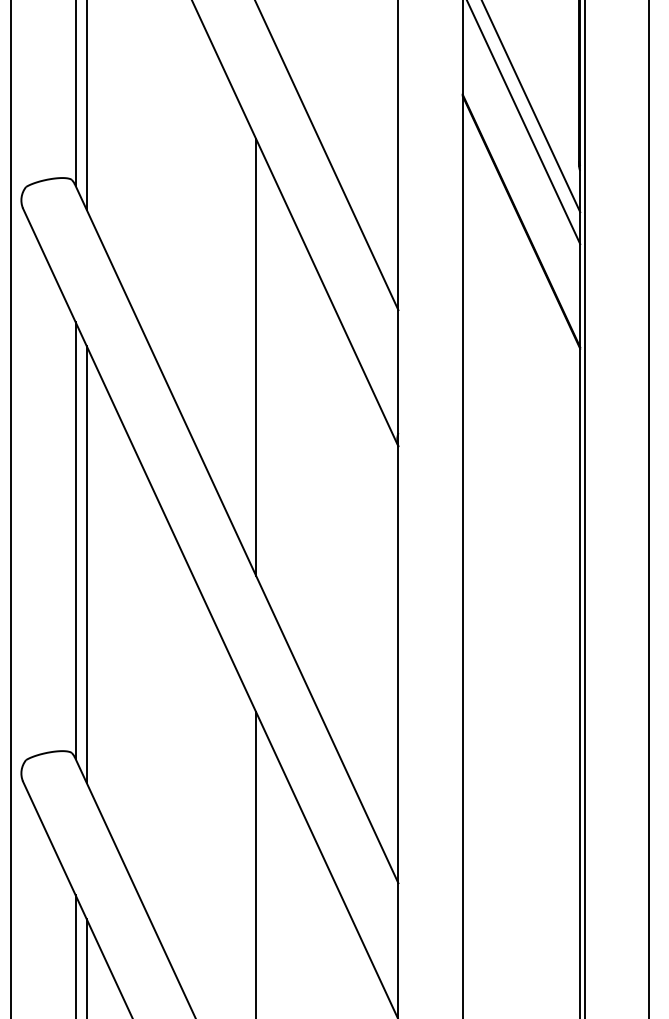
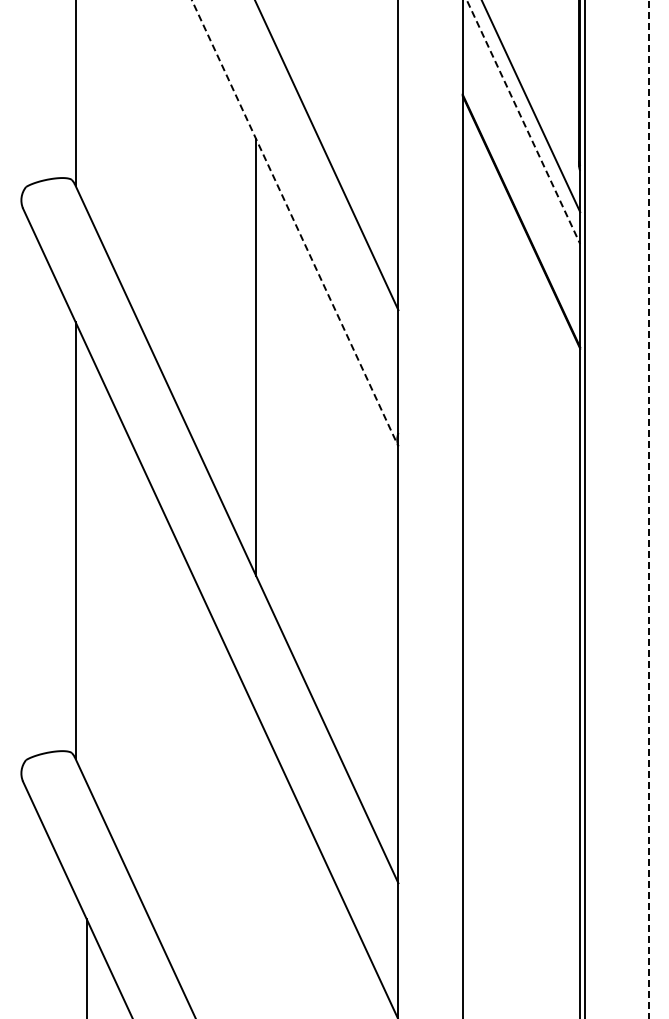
line: present -> none (86, 105)
line: solid -> dashed (523, 122)
line: solid -> dashed (295, 223)
line: present -> none (11, 508)
line: solid -> dashed (648, 509)
line: present -> none (86, 563)
line: present -> none (256, 863)
line: present -> none (75, 955)
